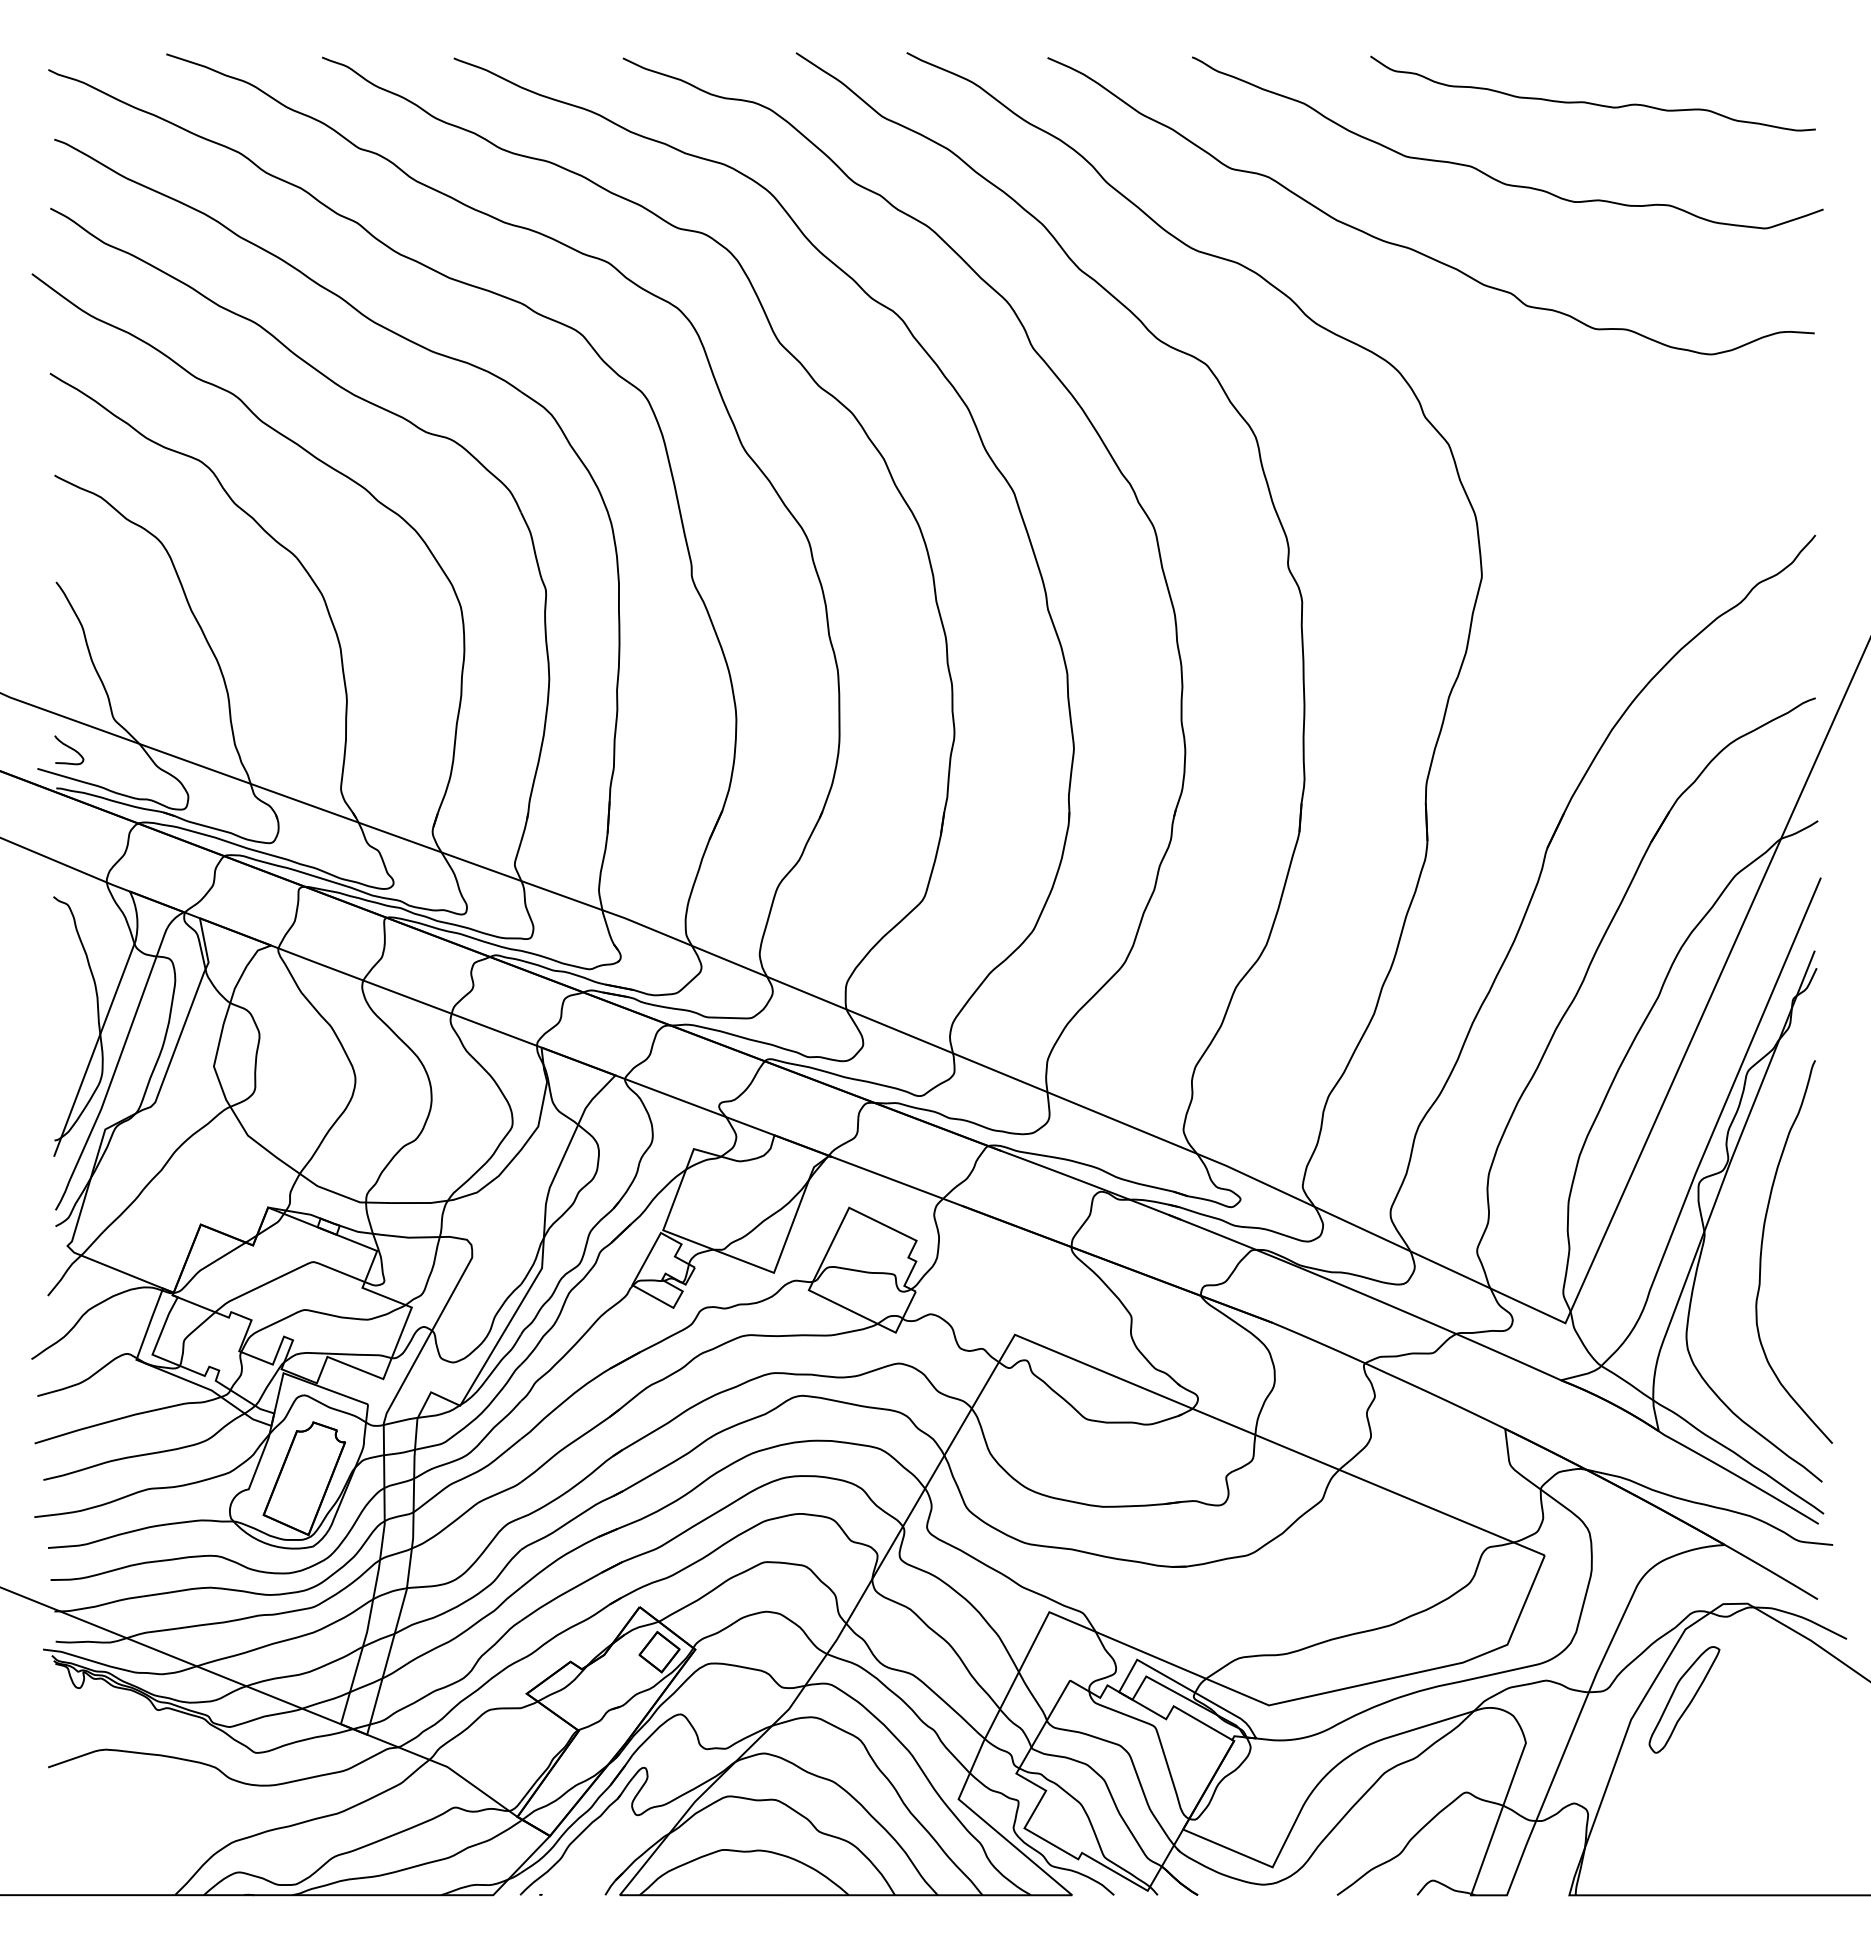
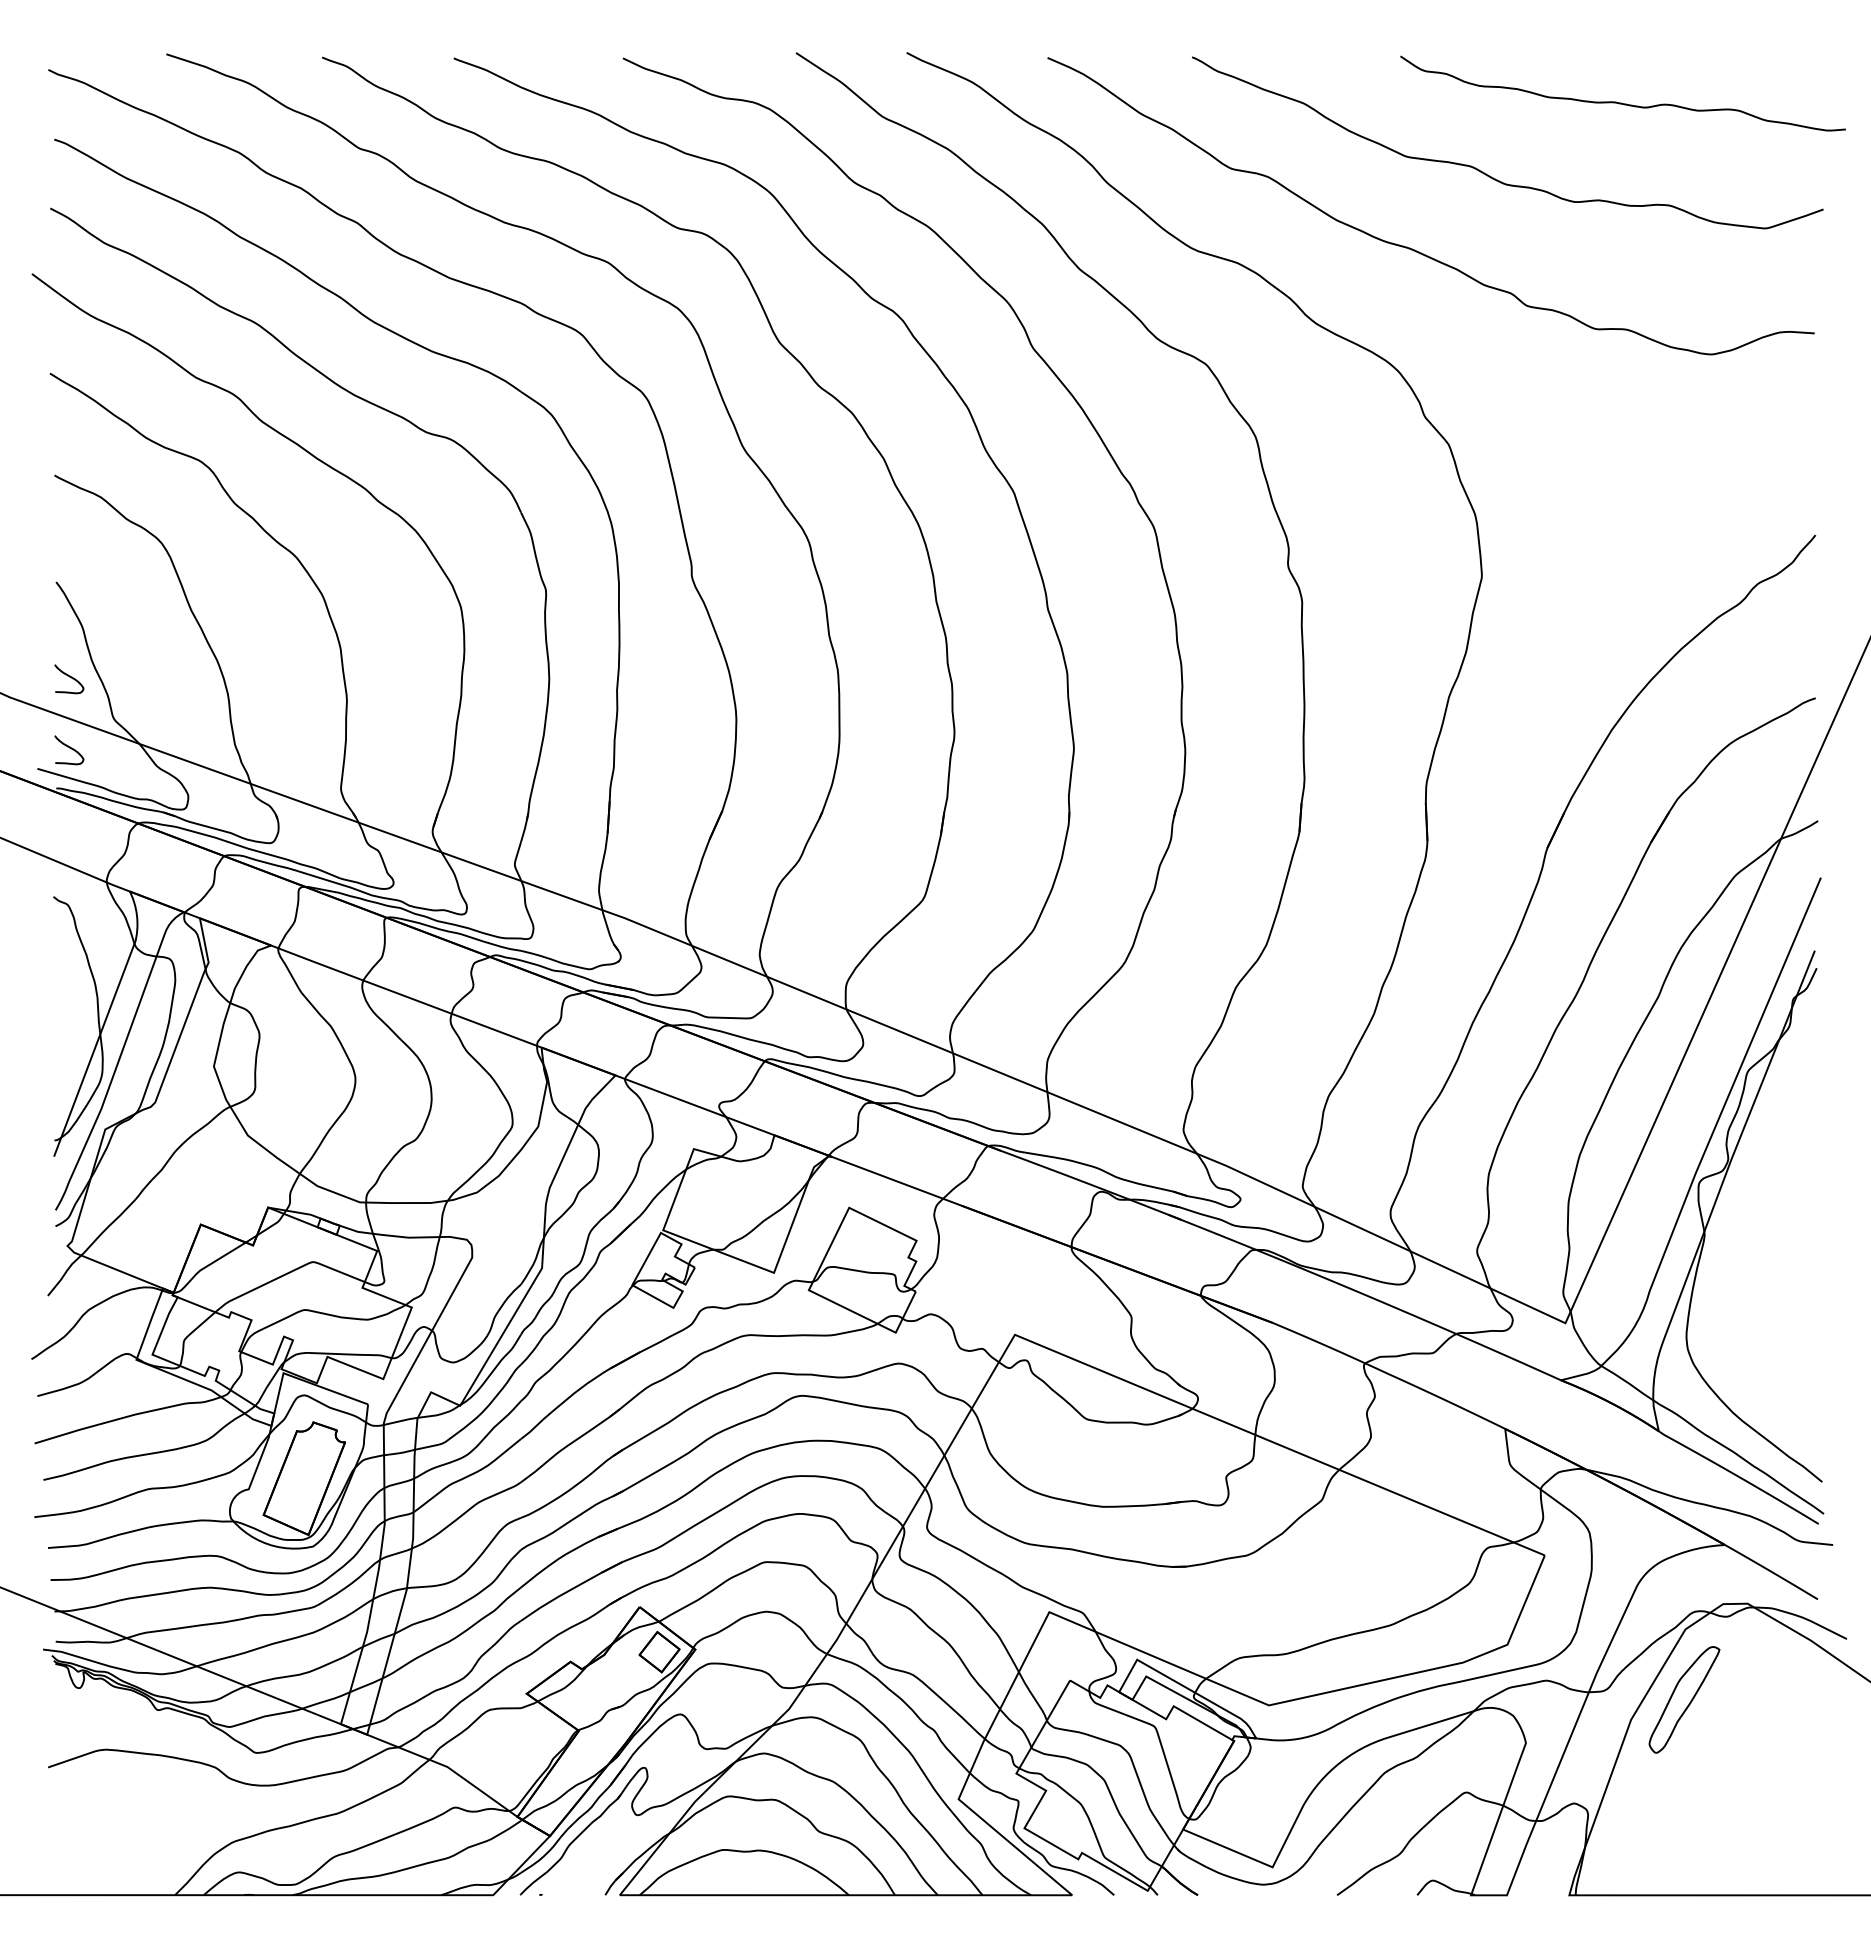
curve position: (1591, 102) -> (1621, 102) (1621, 102)
curve: none -> present (69, 677)
curve: present -> none (1762, 1251)
